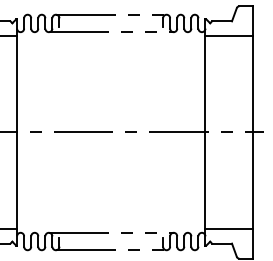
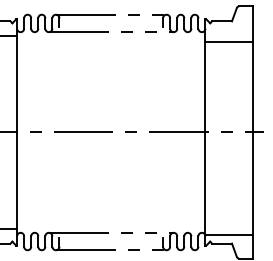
line position: (228, 36) -> (228, 42) (228, 42)
line position: (228, 228) -> (228, 234) (228, 234)
